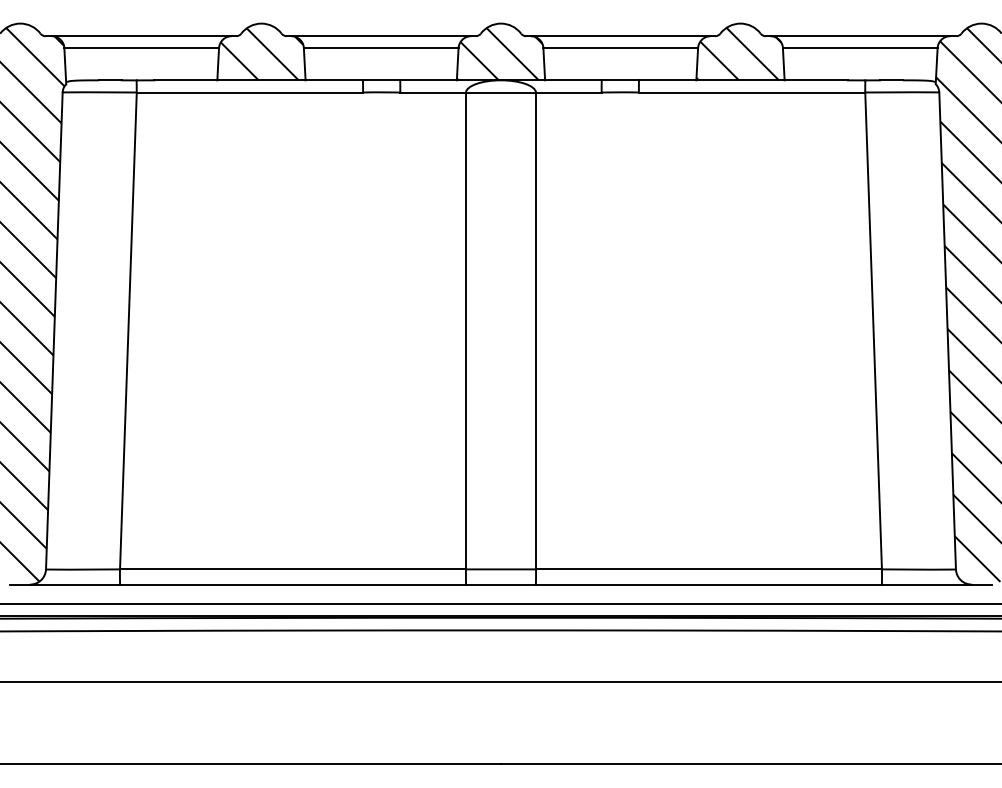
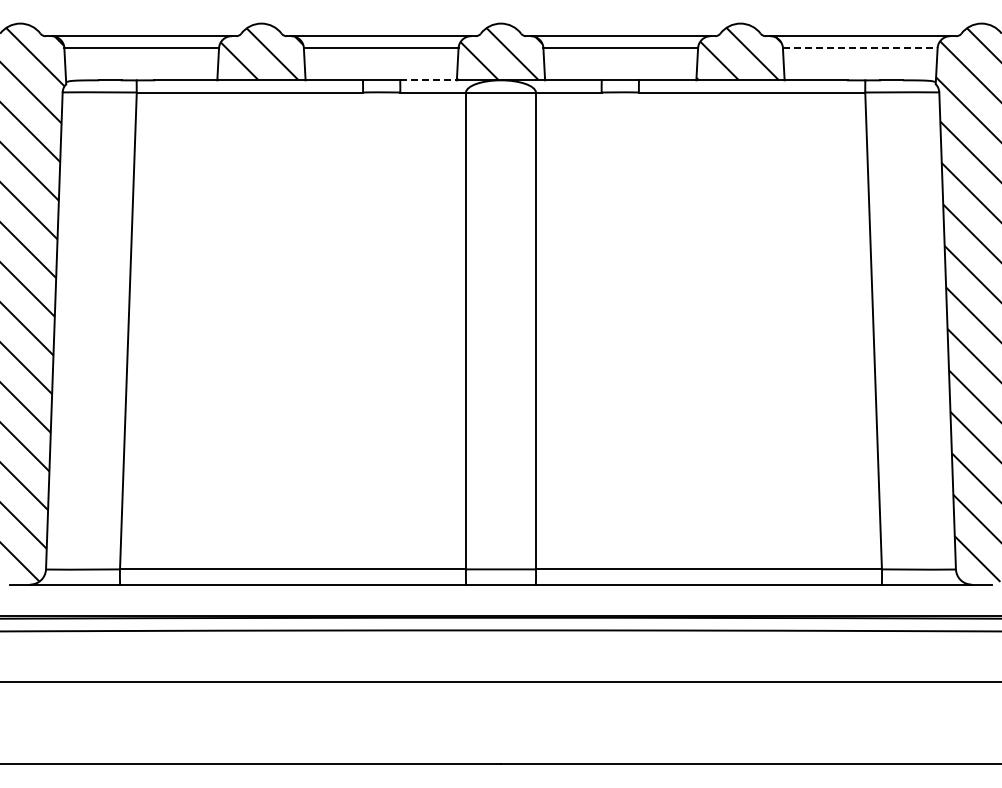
line: solid -> dashed (860, 48)
line: solid -> dashed (429, 80)
line: present -> none (500, 603)
